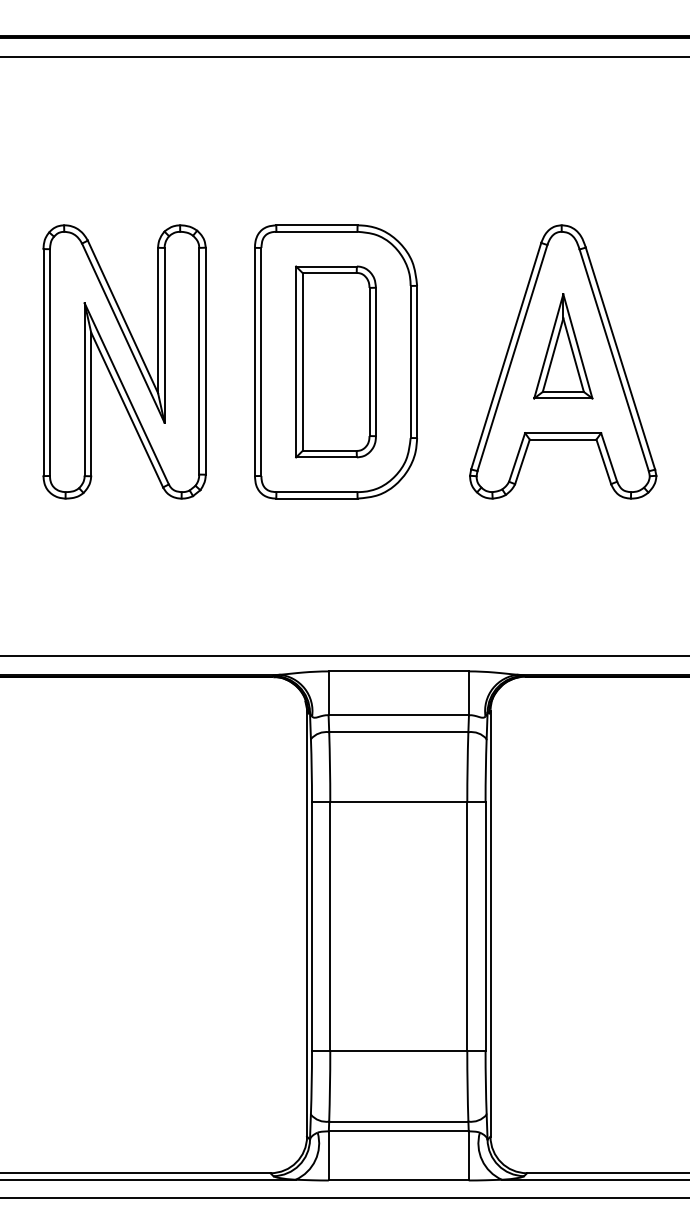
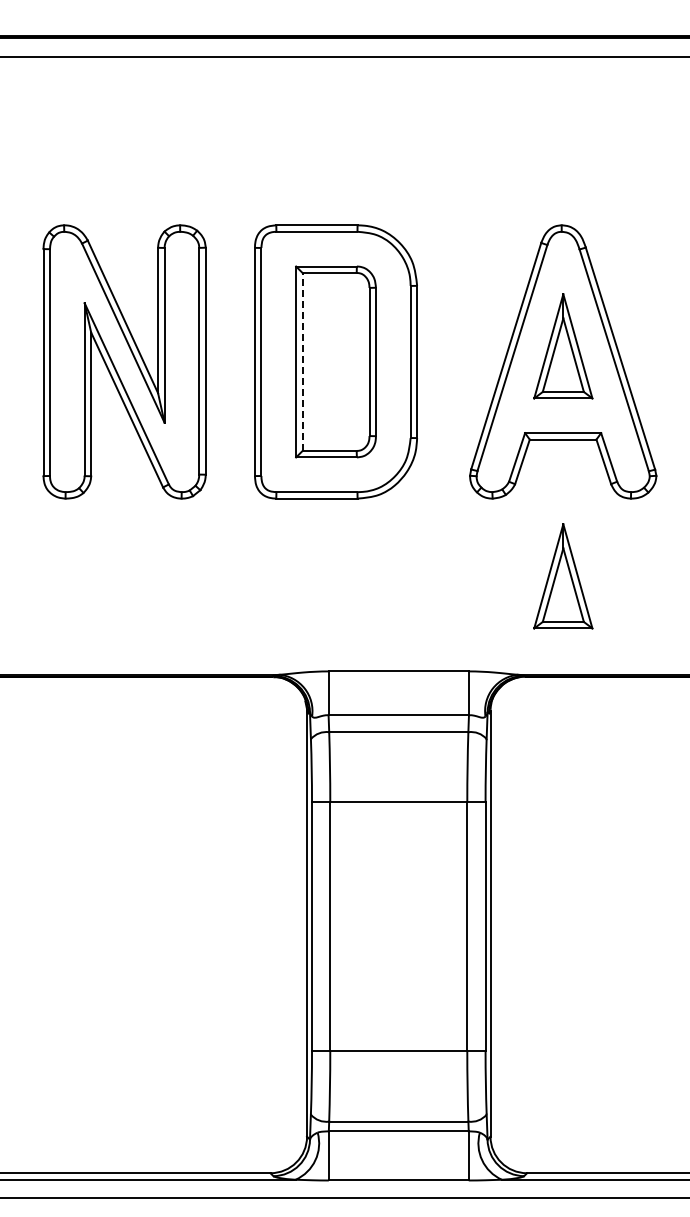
line: solid -> dashed (302, 361)
part: none -> present (563, 576)
line: present -> none (344, 656)
